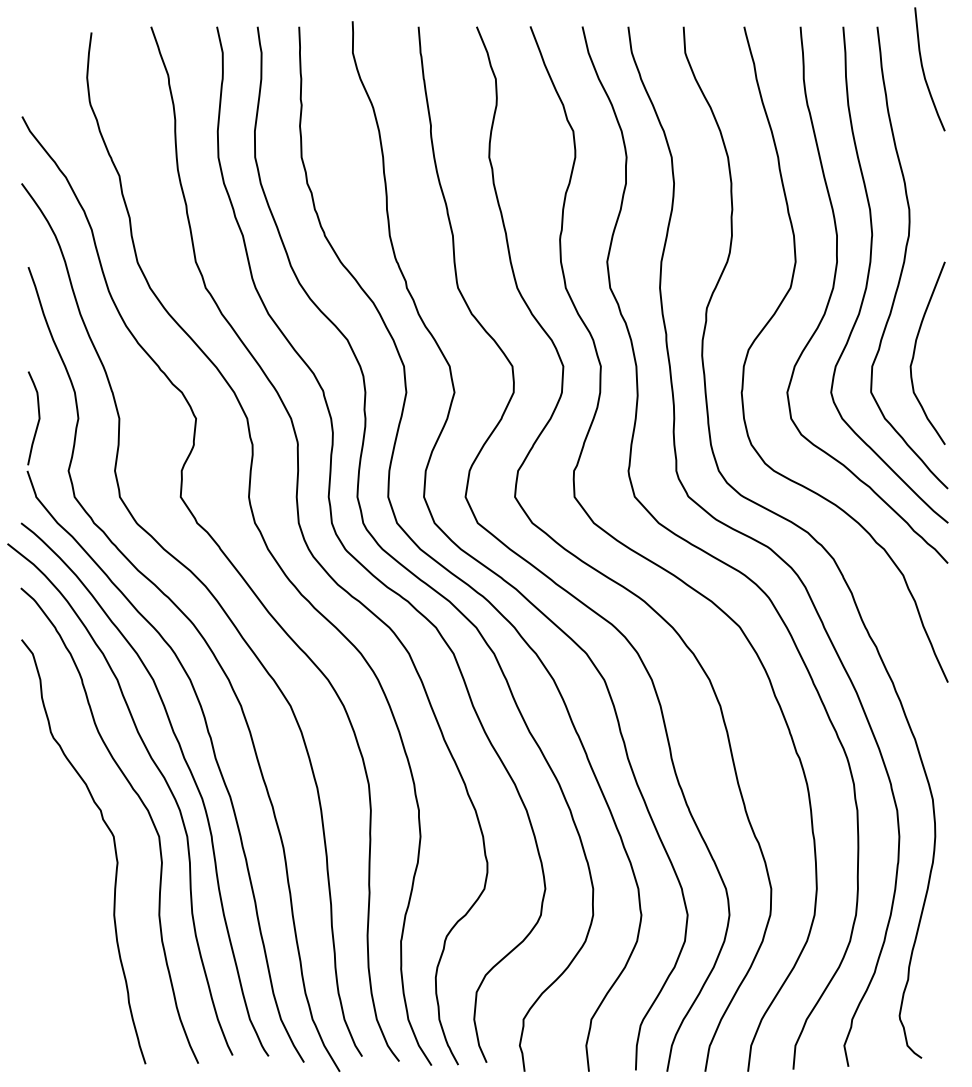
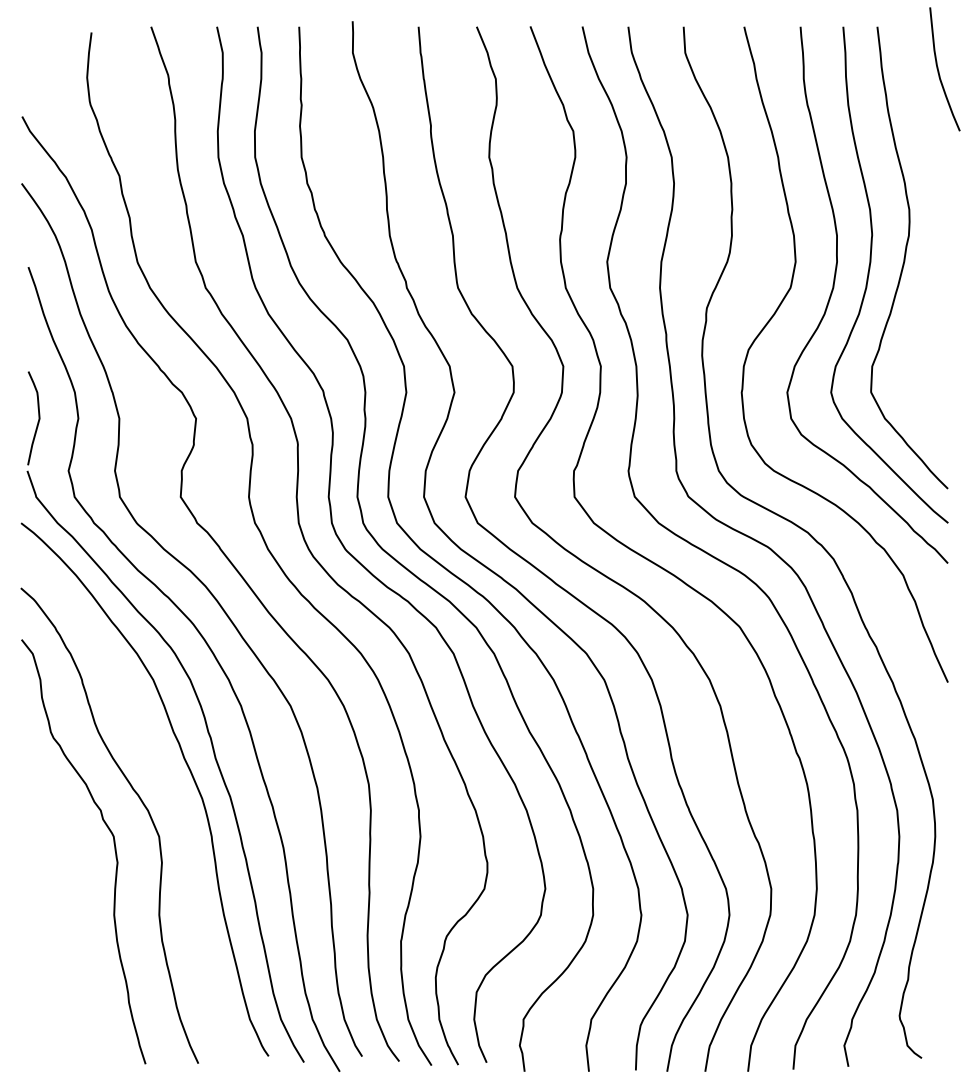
curve position: (924, 71) -> (939, 71) (939, 71)
curve: present -> none (915, 351)
curve: present -> none (159, 772)
